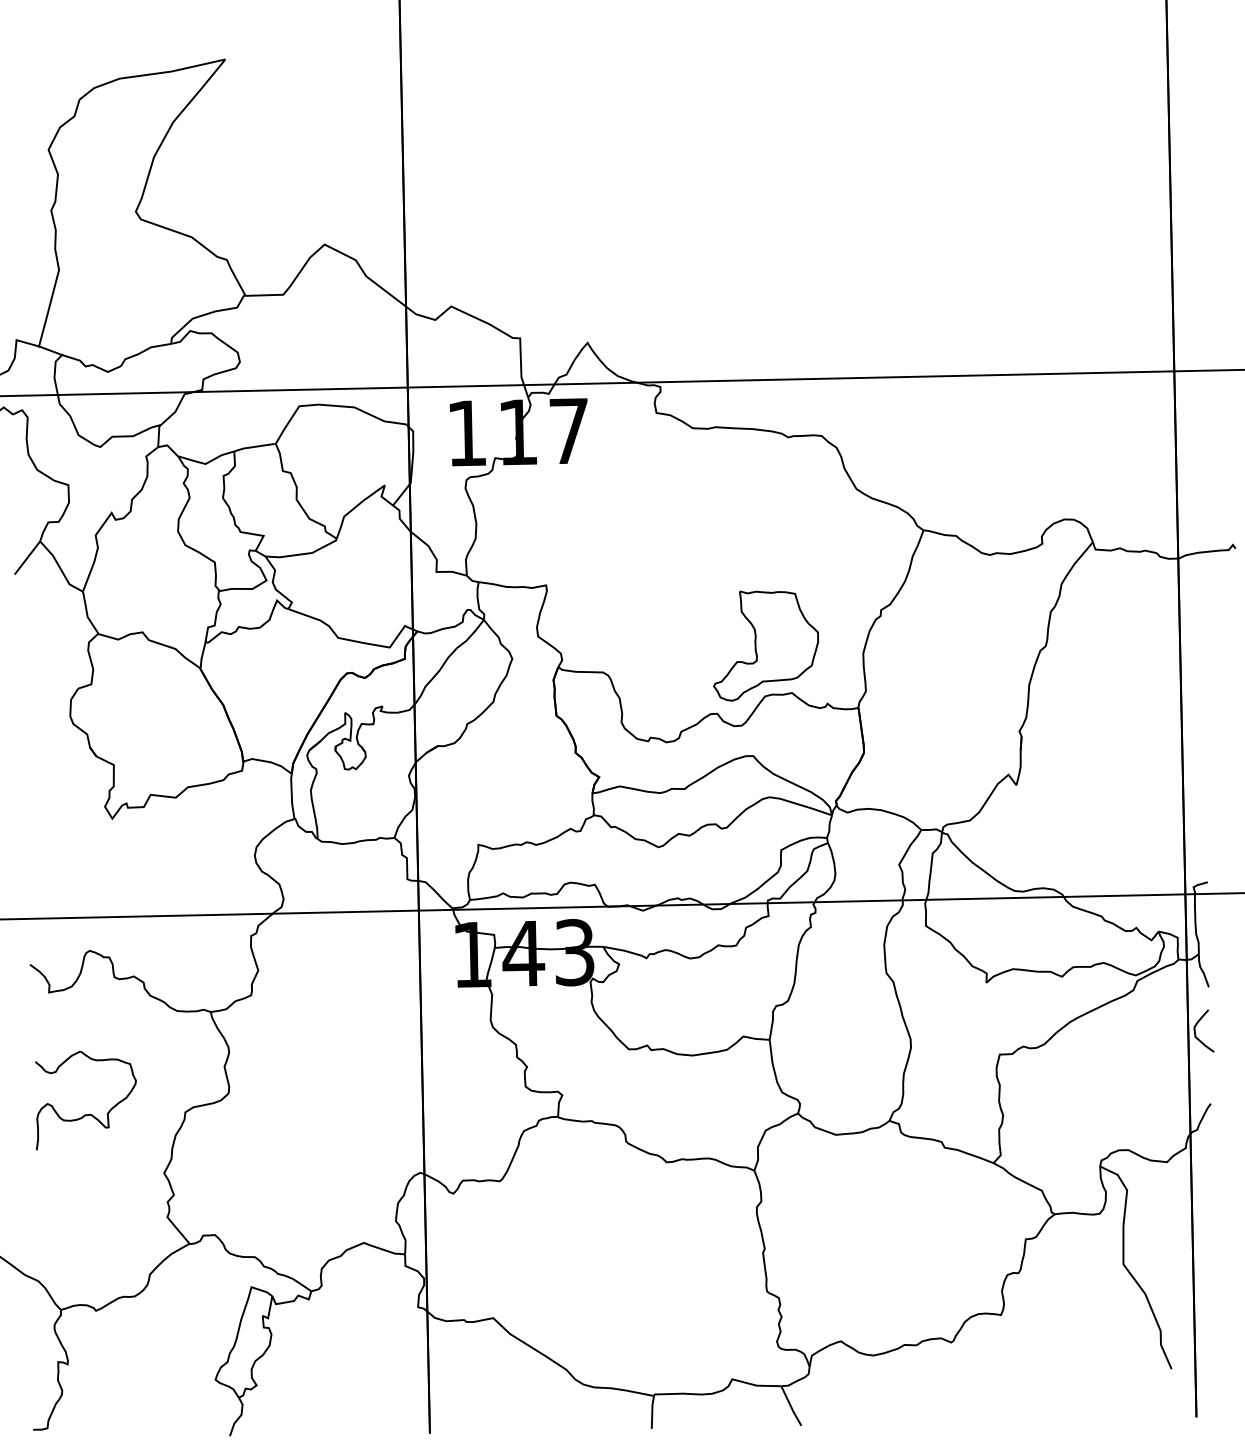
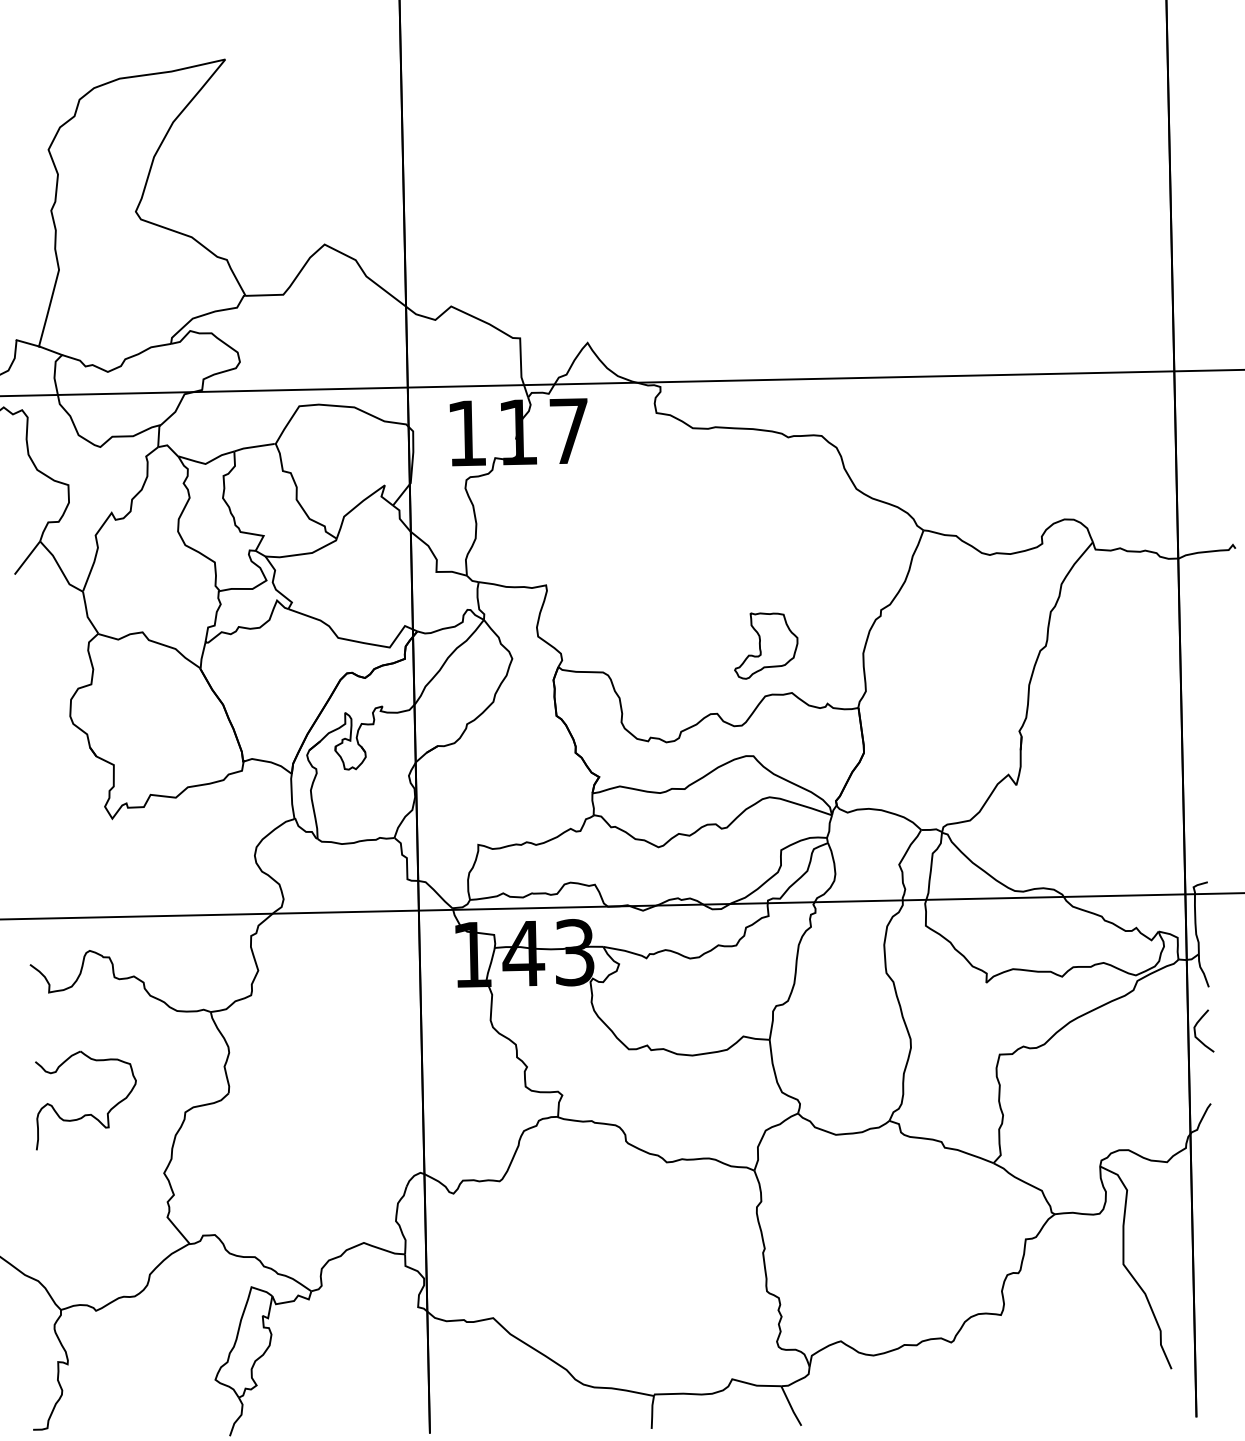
part size: 107x112 px -> 65x68 px (766, 645)
